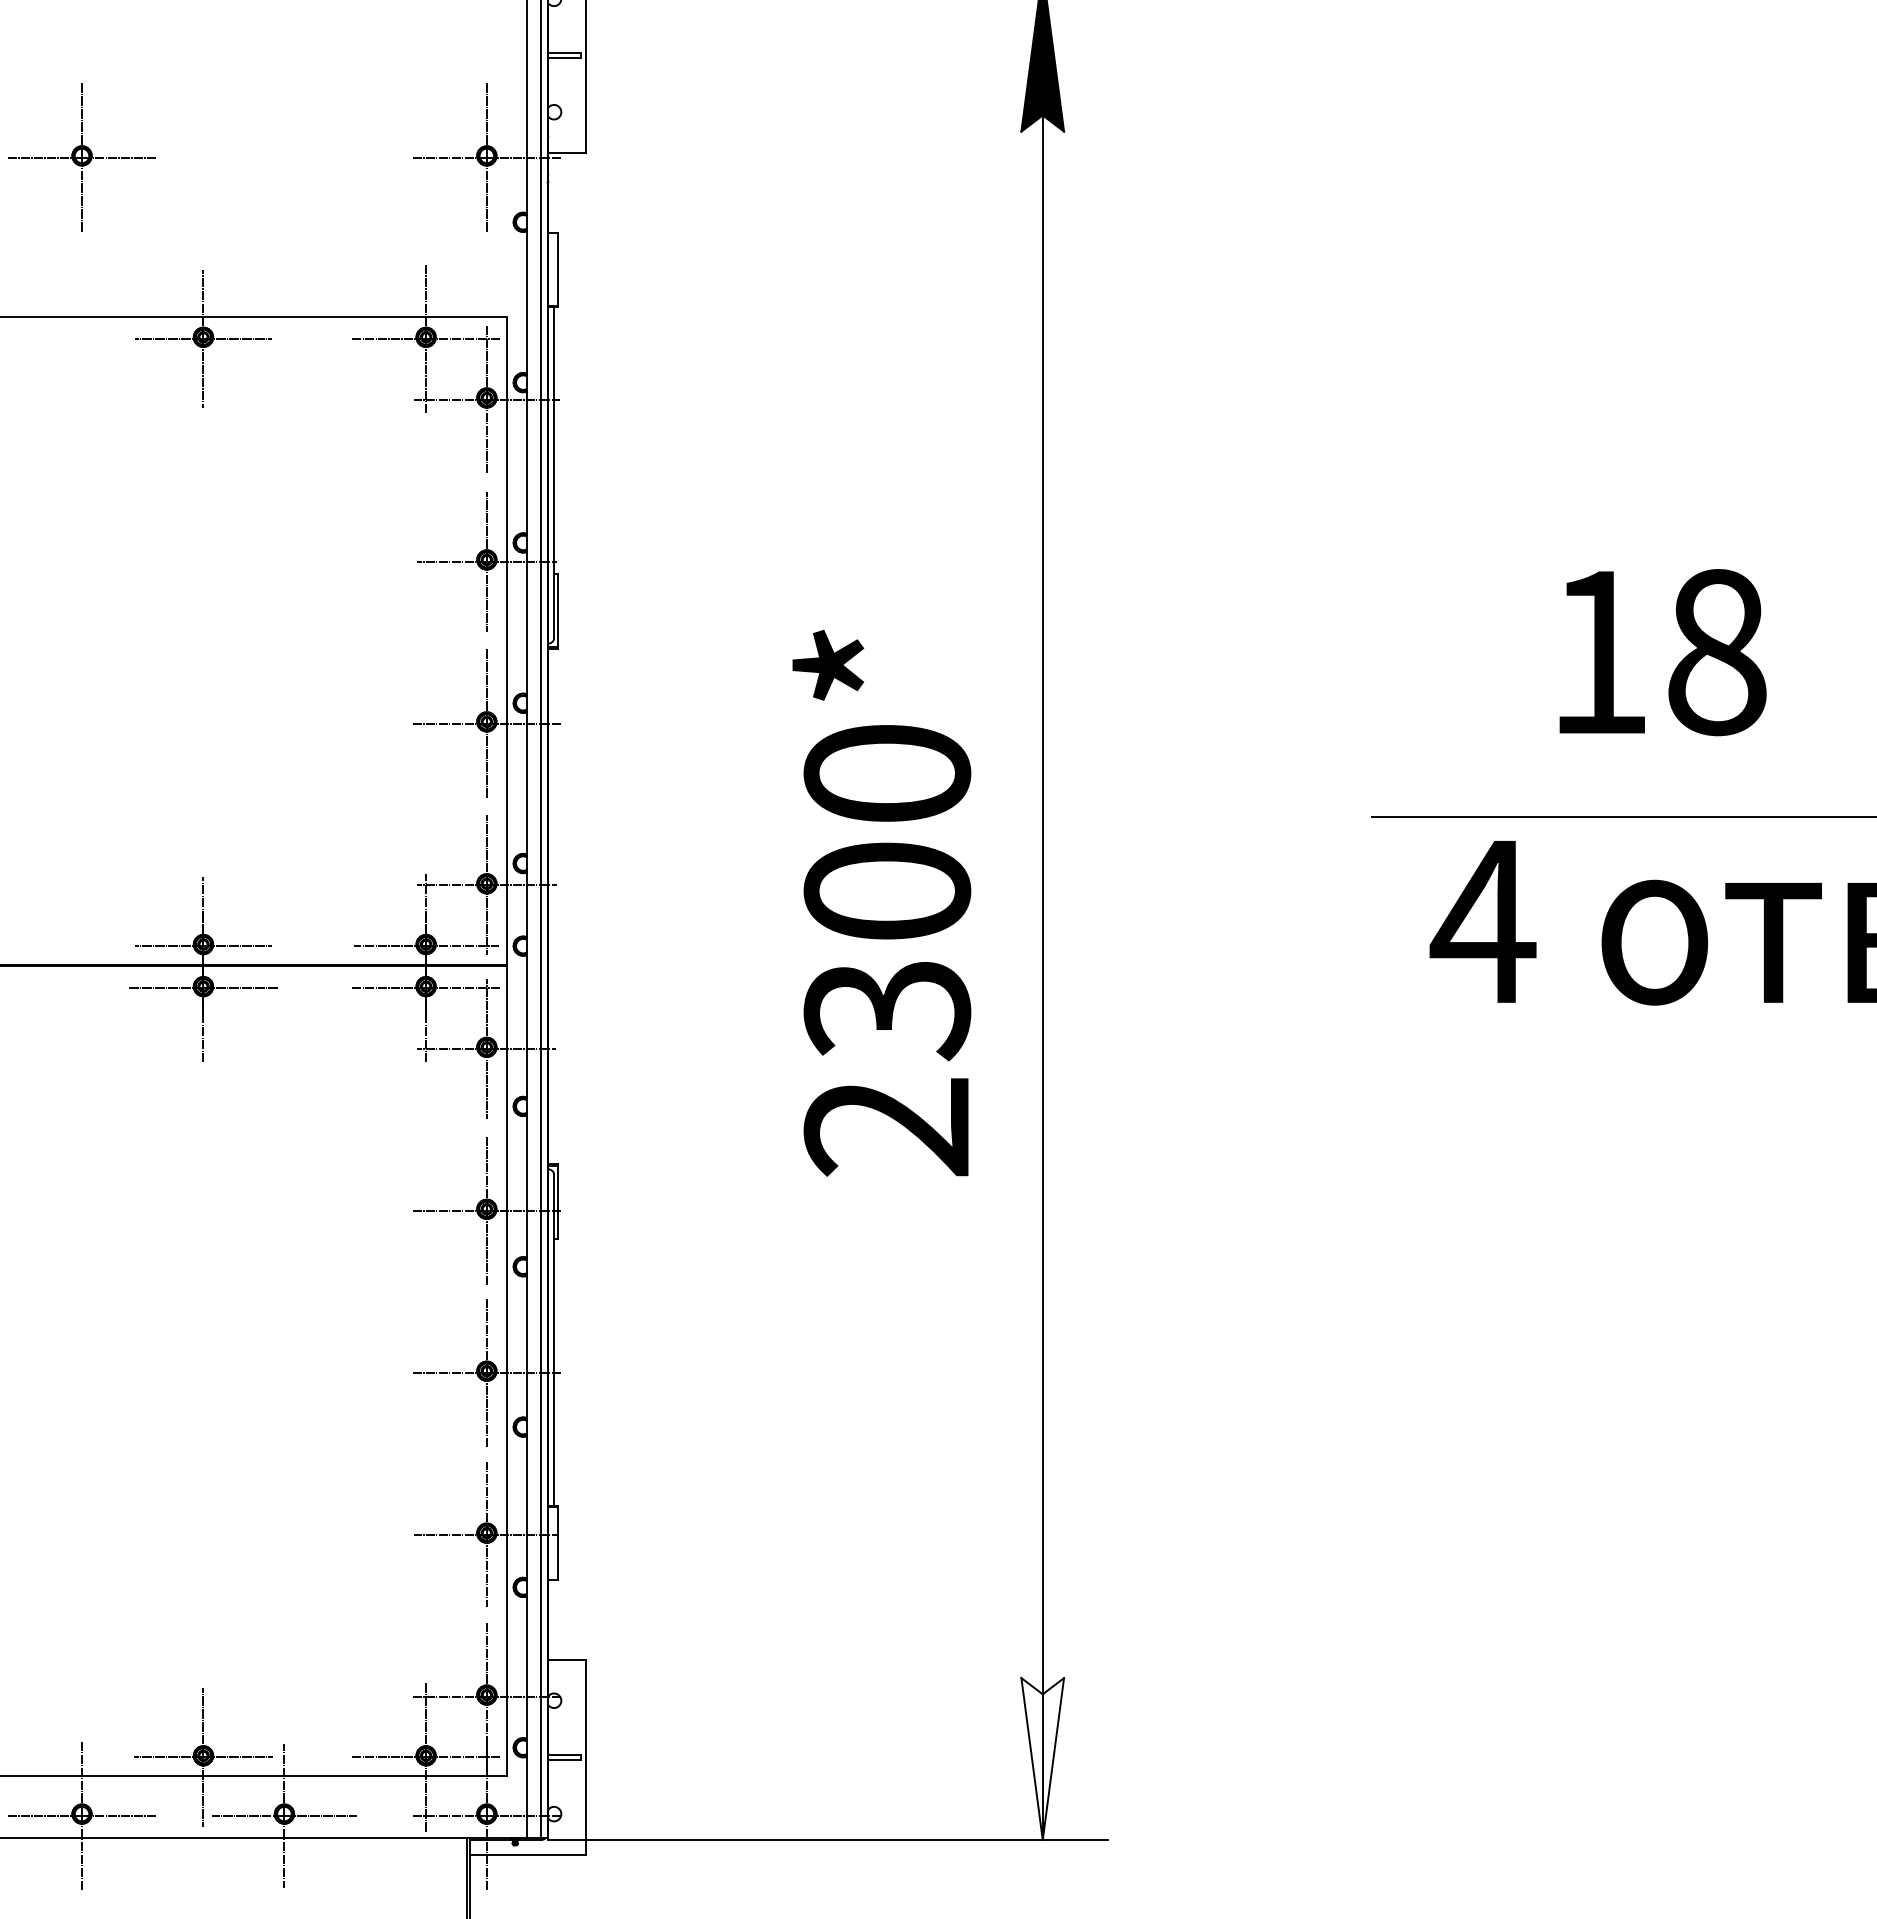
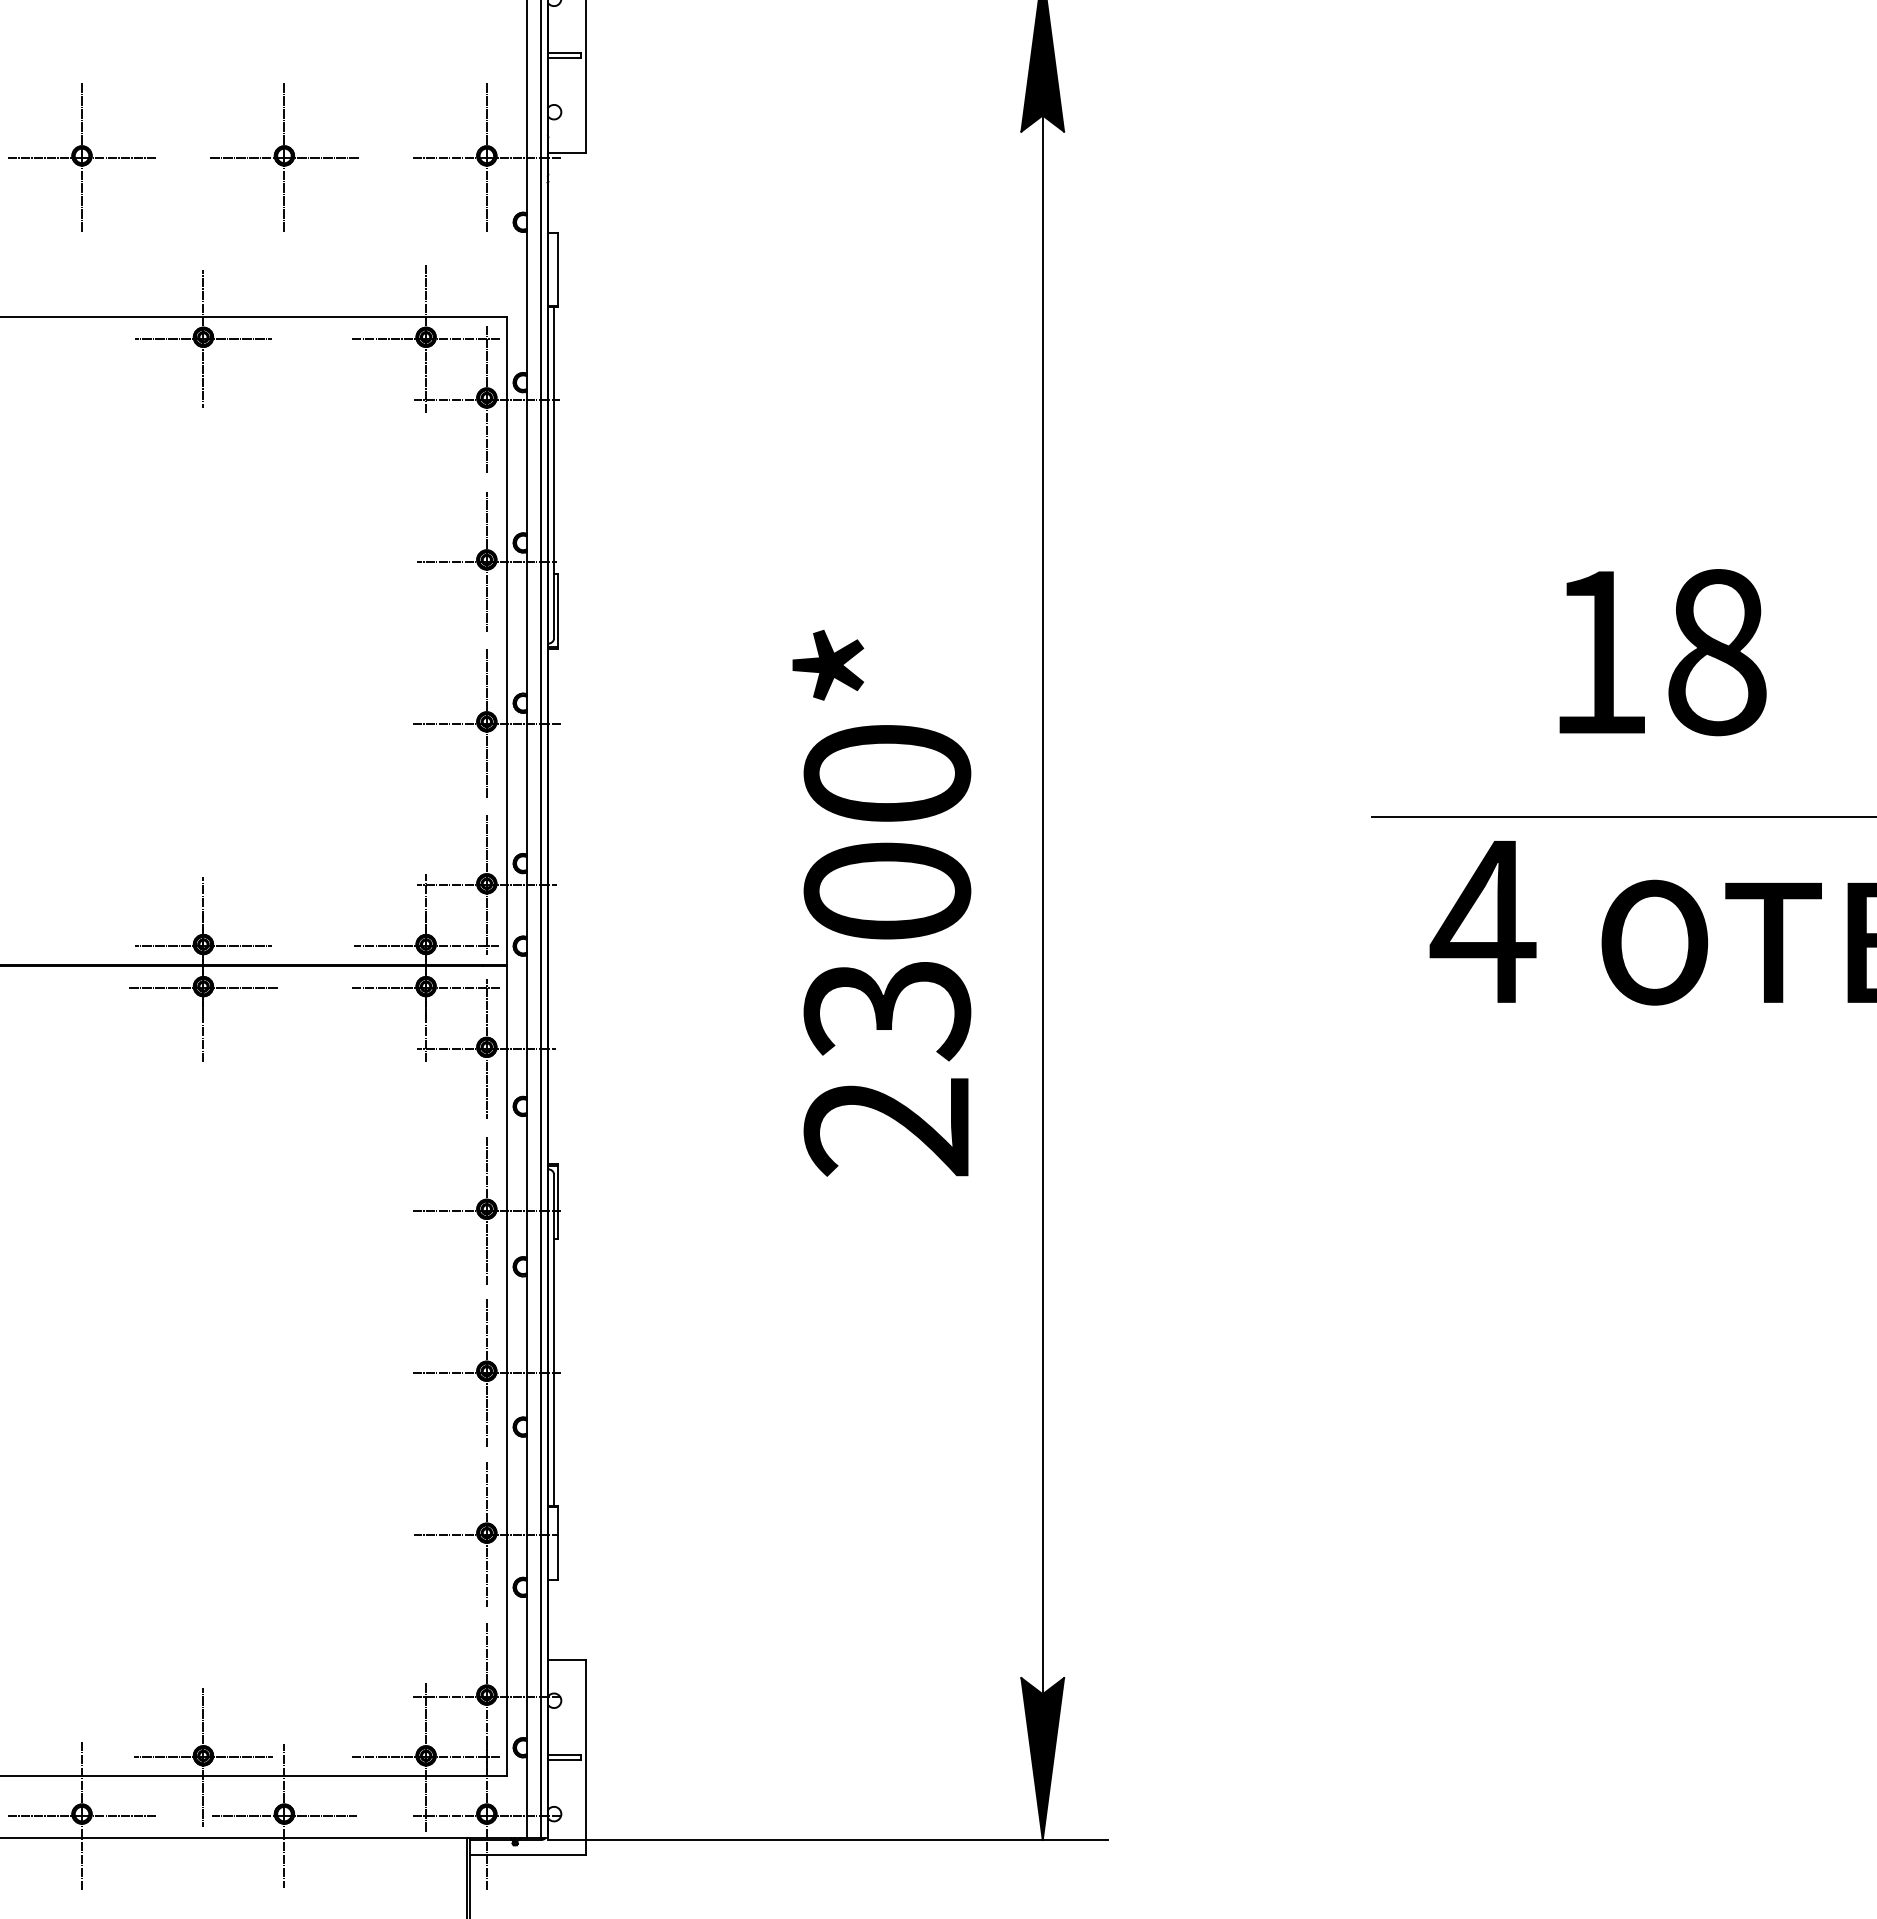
part: none -> present (284, 157)
fill: none -> present (1042, 1759)
